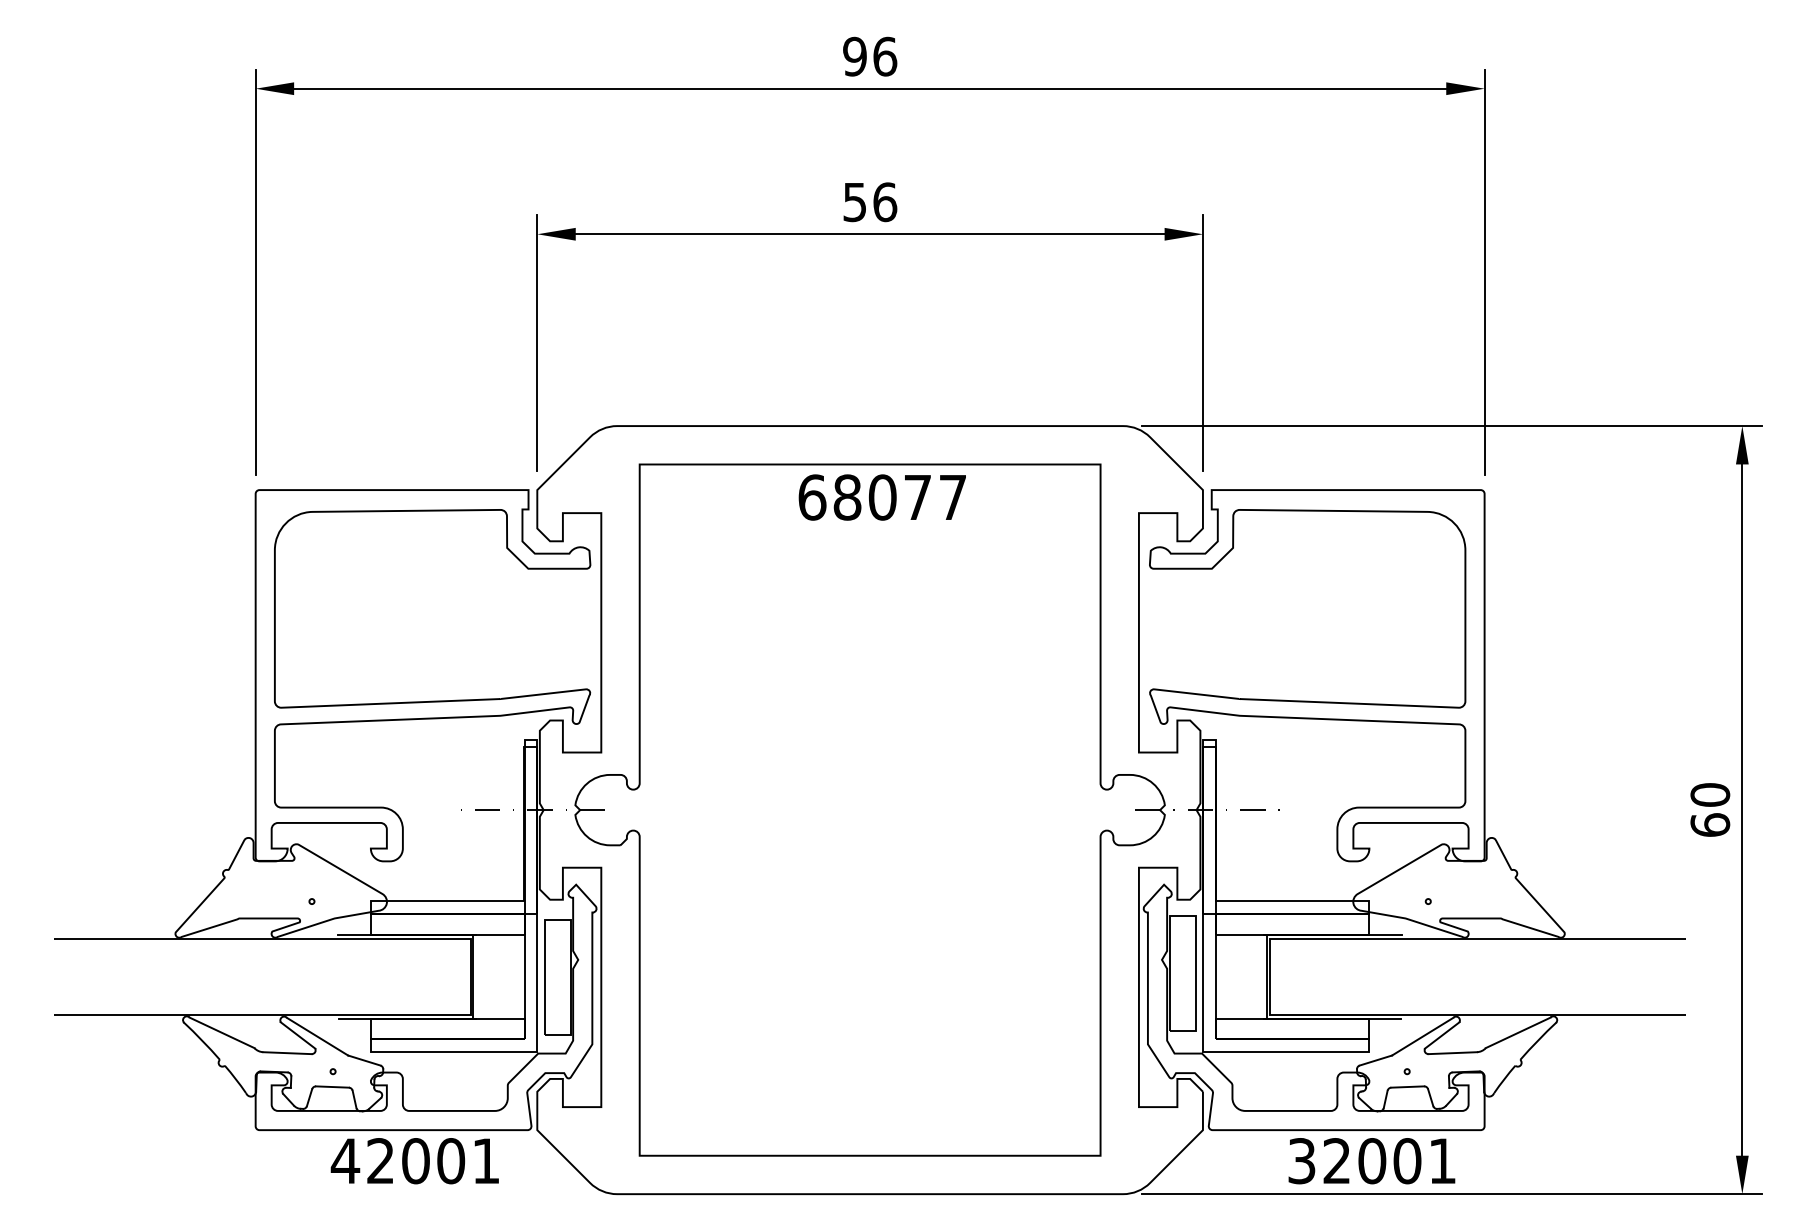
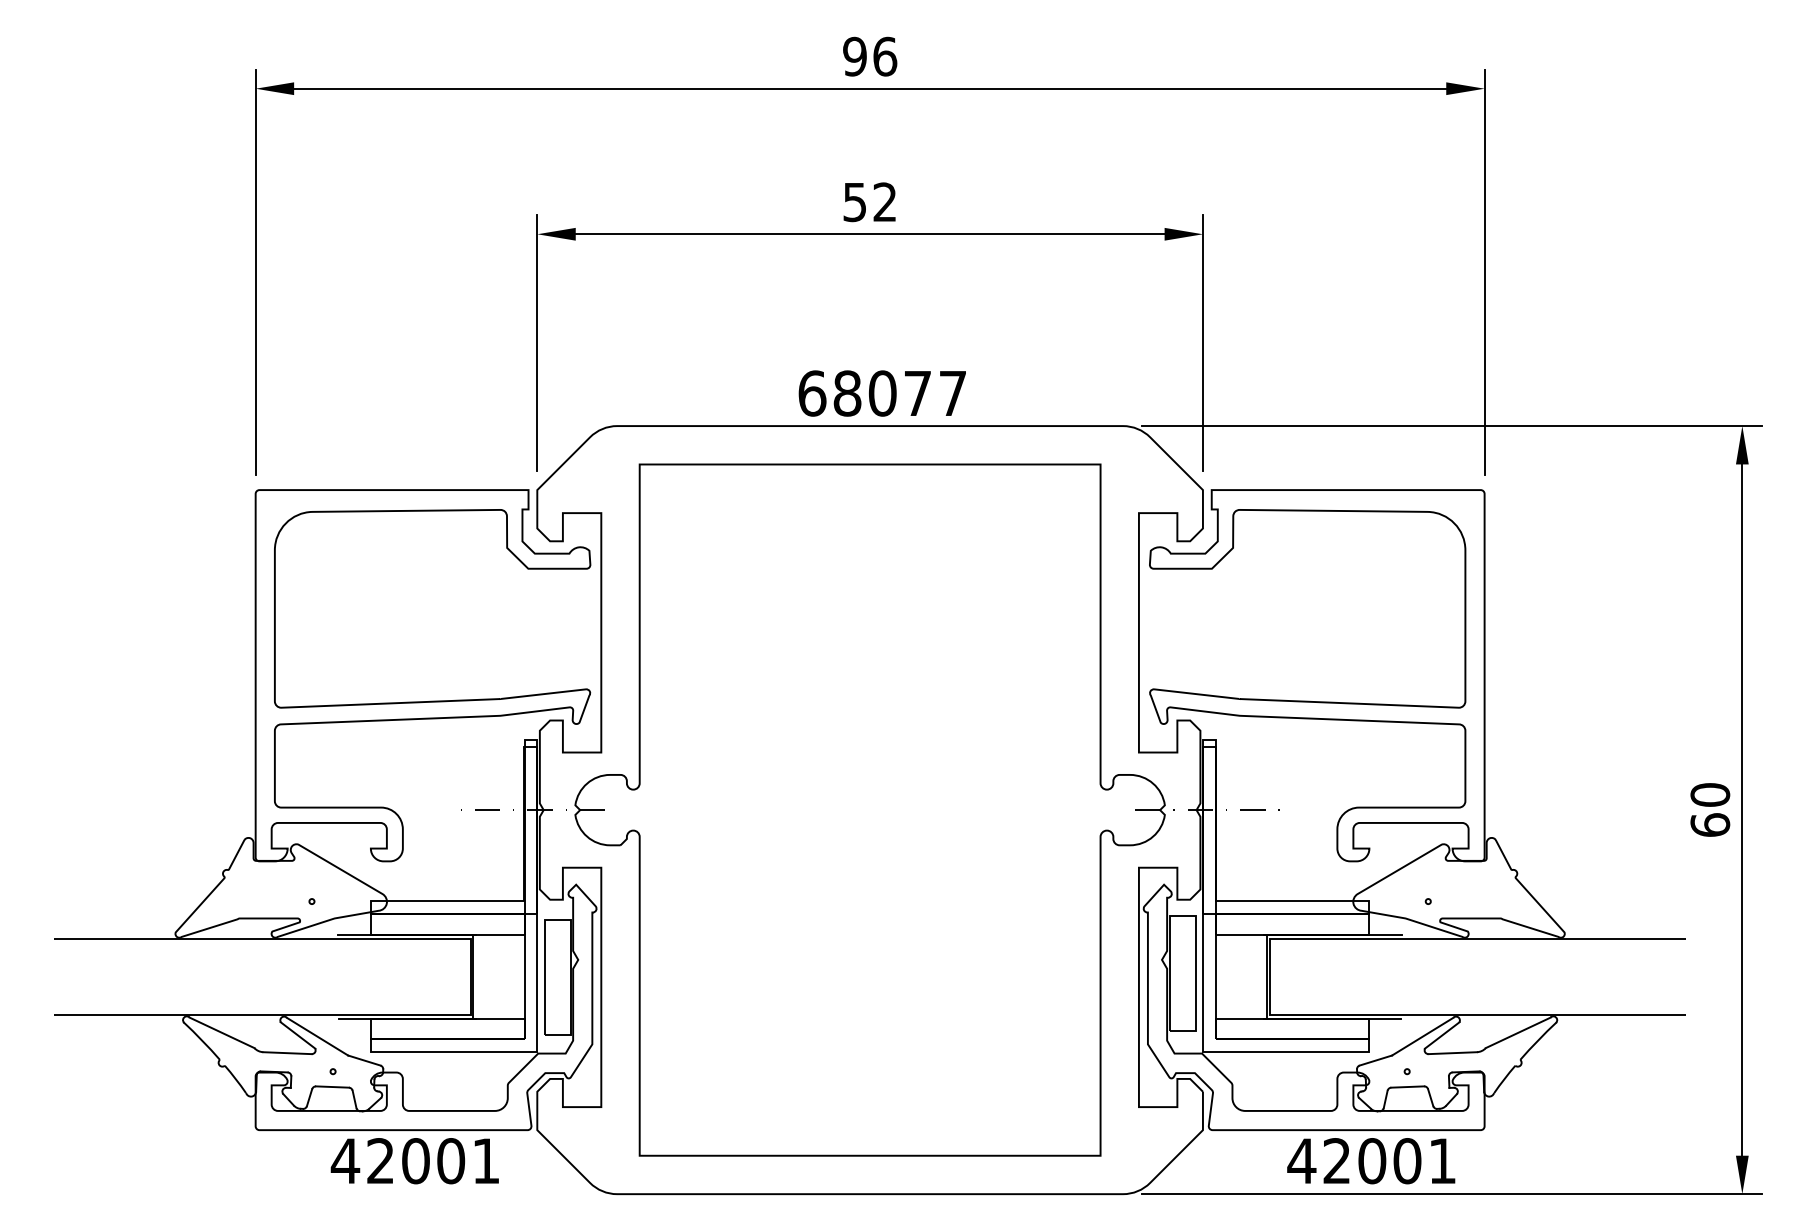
text: 56 -> 52 (885, 202)
text position: (881, 497) -> (881, 393) (881, 393)
text: 32001 -> 42001 (1301, 1161)
